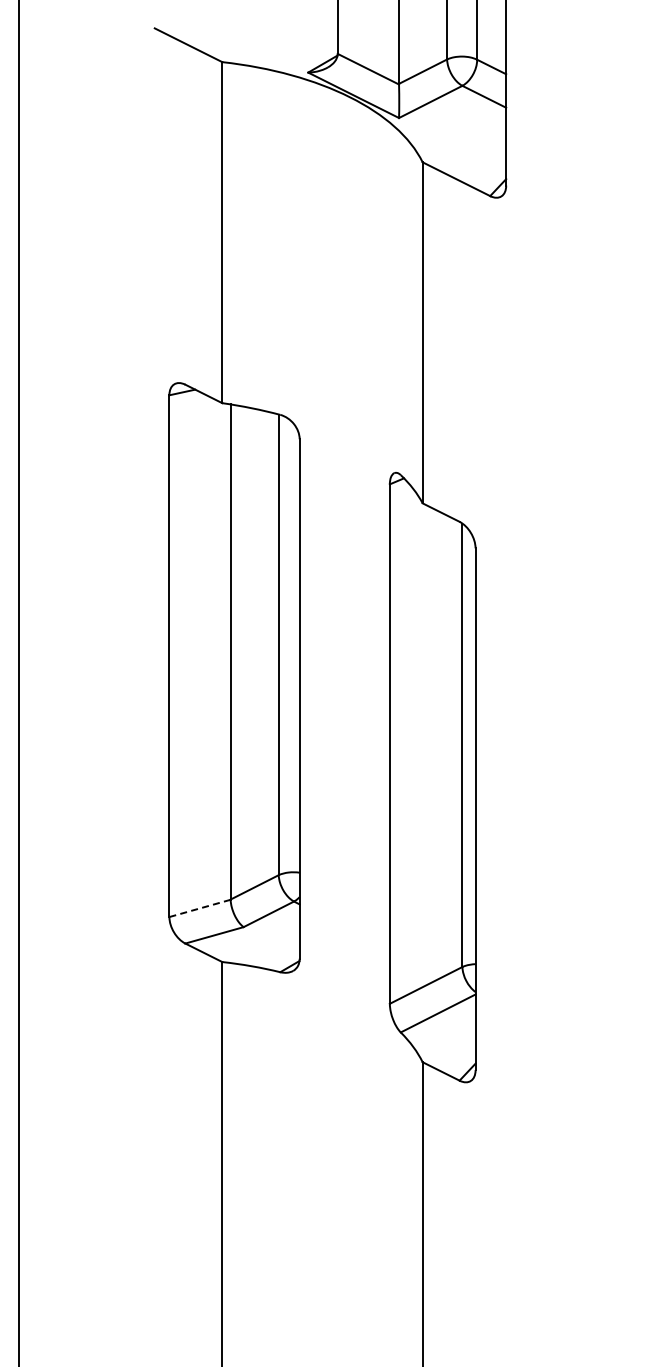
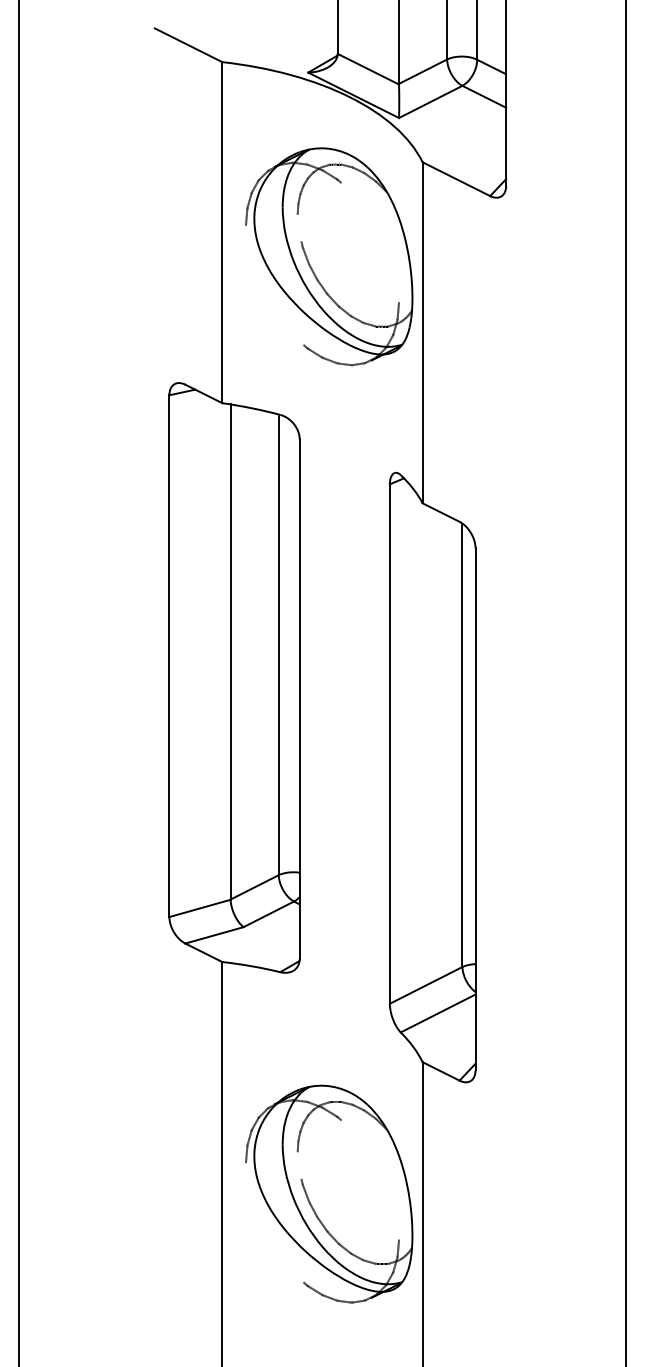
part: none -> present (329, 256)
line: none -> present (625, 682)
line: dashed -> solid (200, 908)
part: none -> present (329, 1193)
